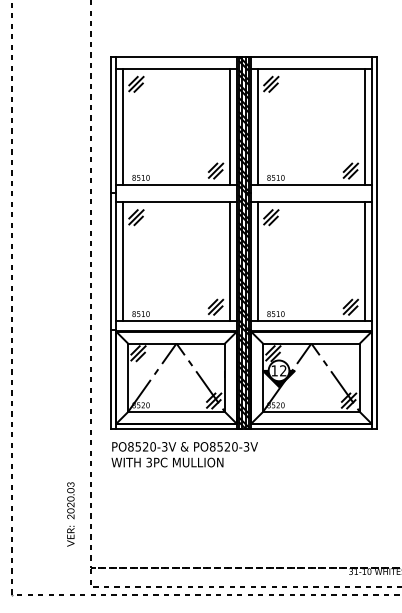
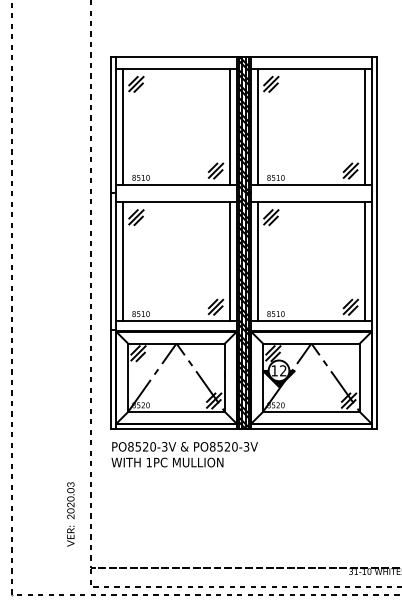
text: 3PC -> 1PC (148, 462)
